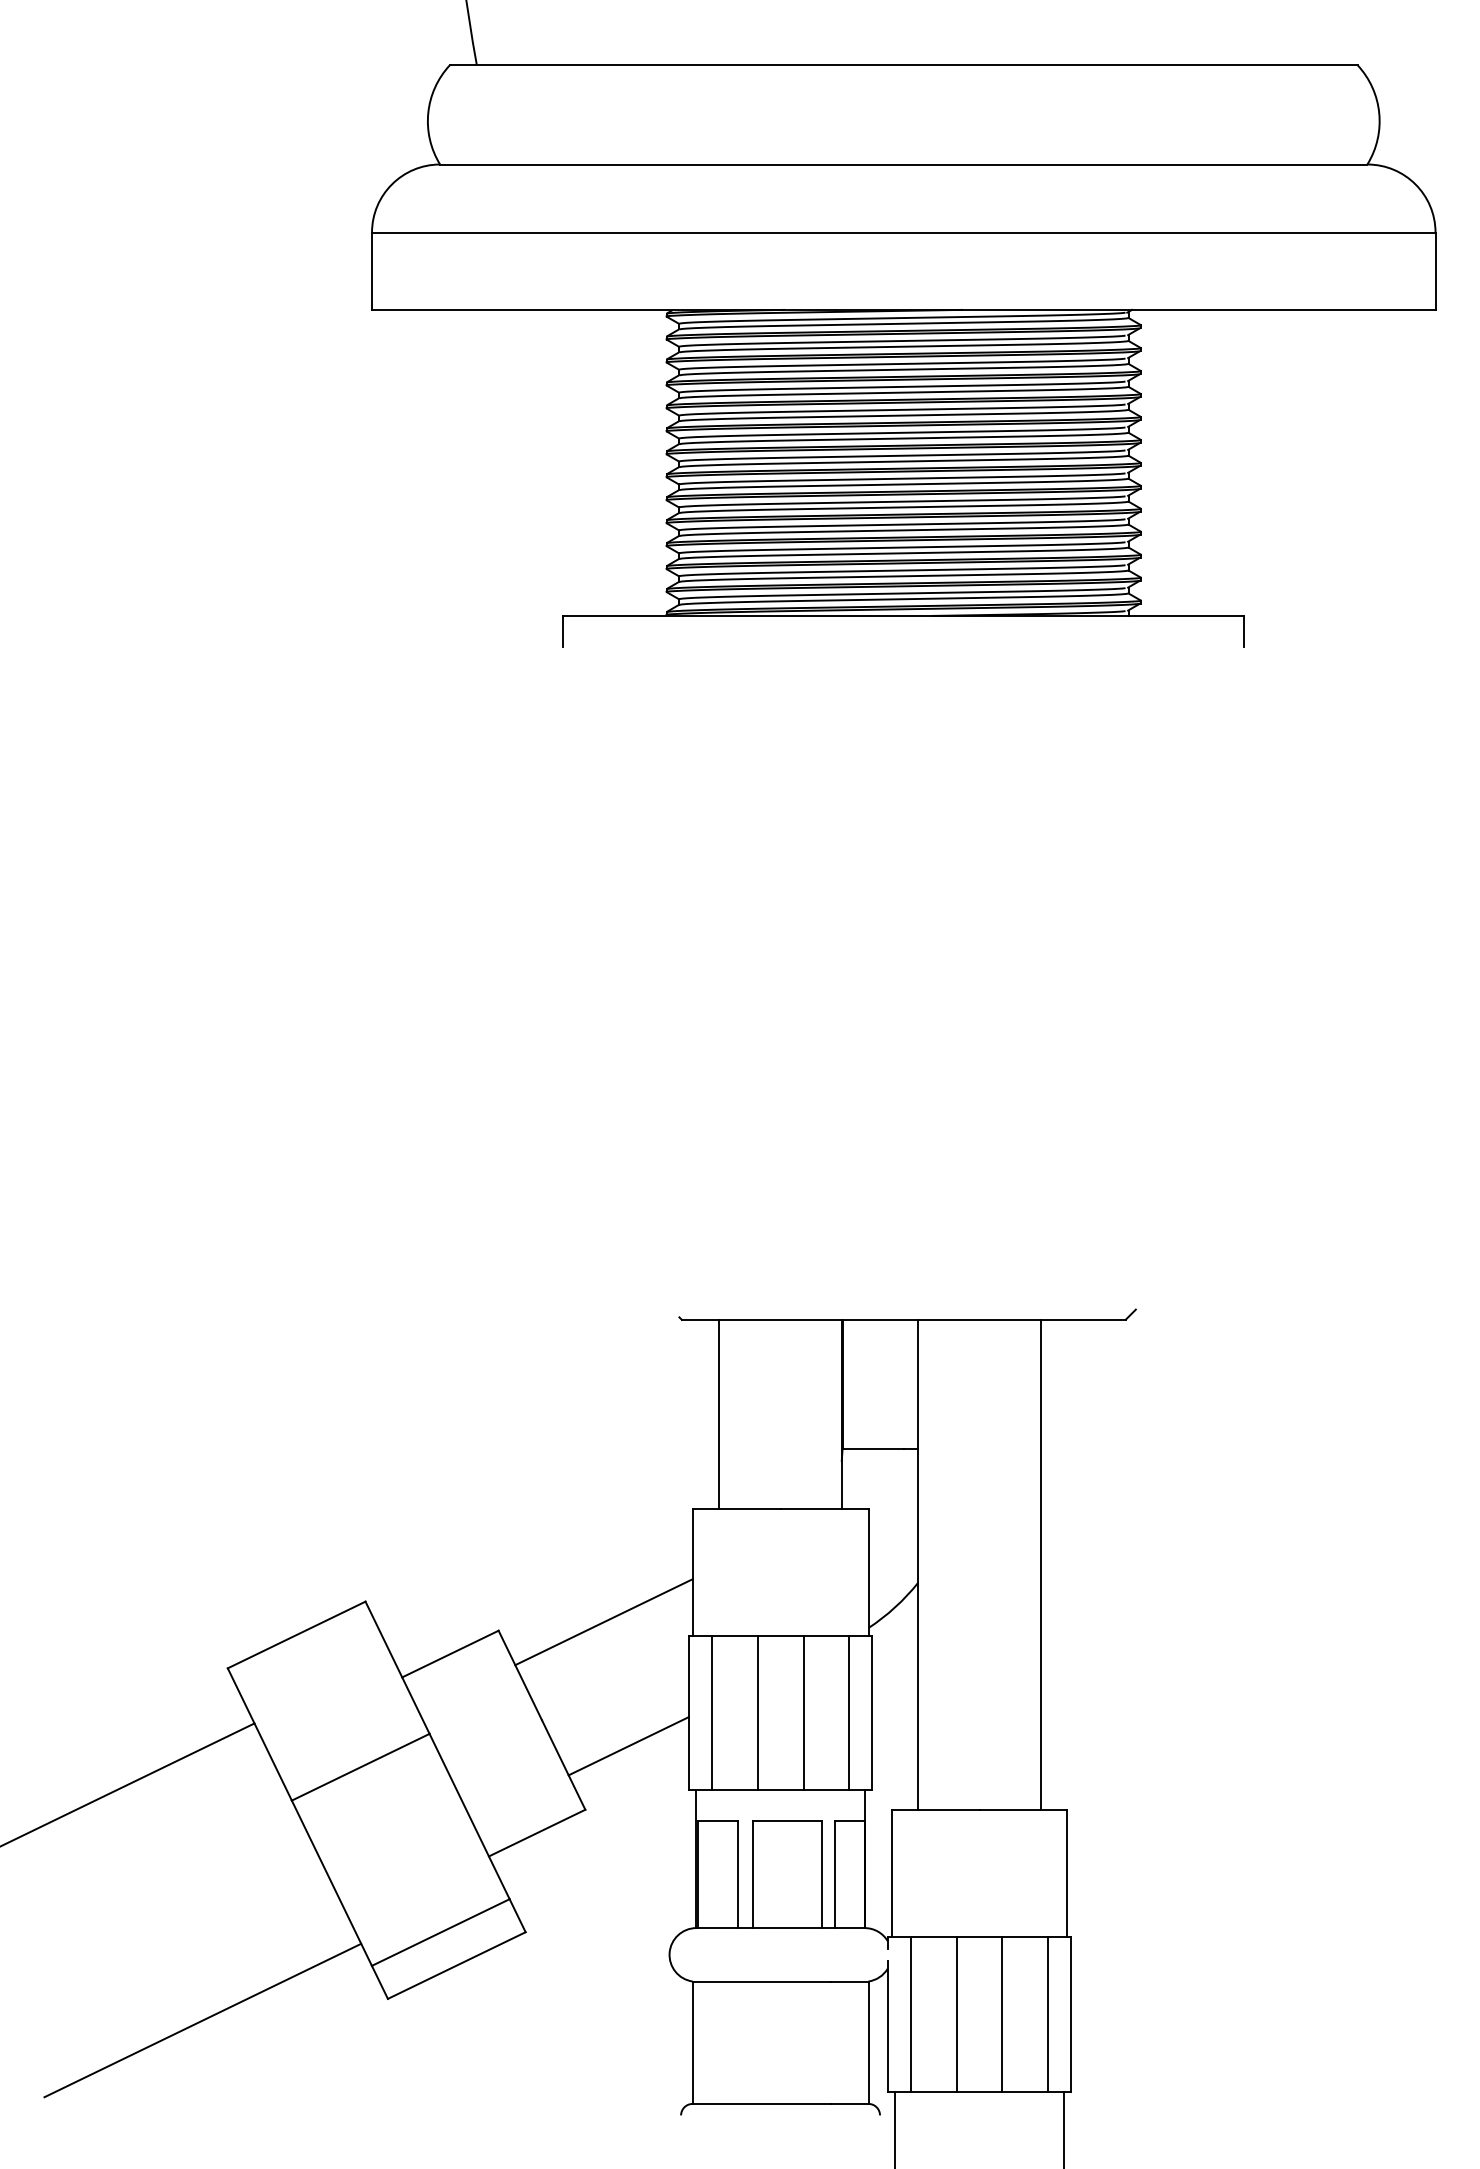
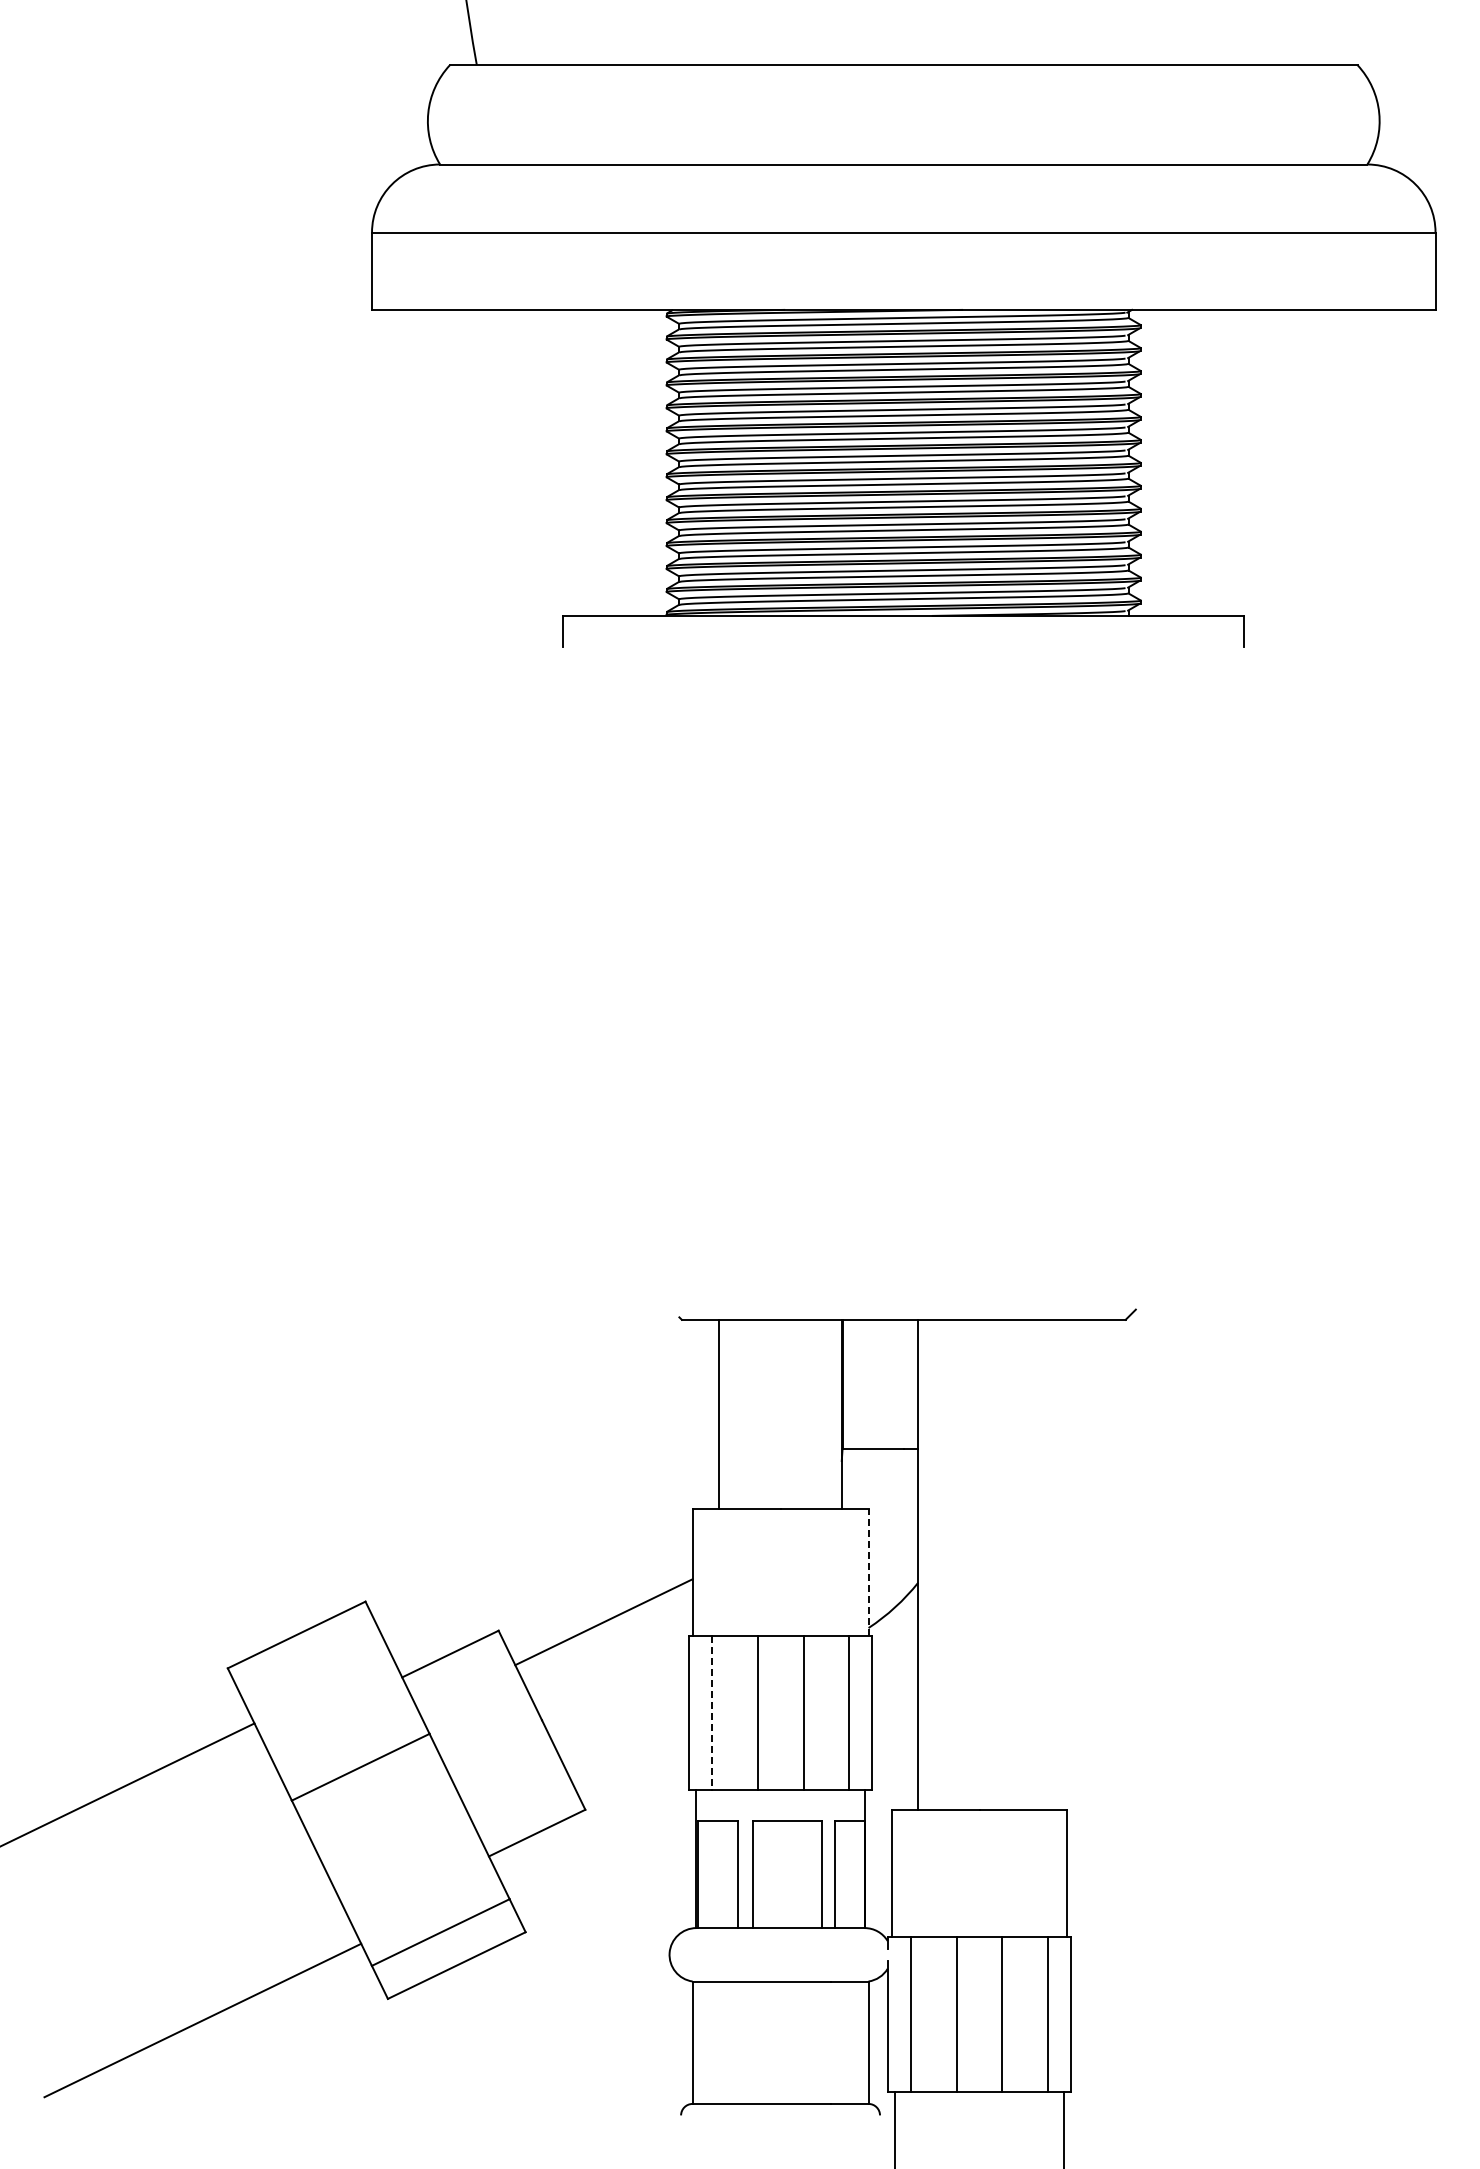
line: present -> none (1040, 1564)
line: solid -> dashed (868, 1572)
line: solid -> dashed (711, 1713)
line: present -> none (628, 1746)
